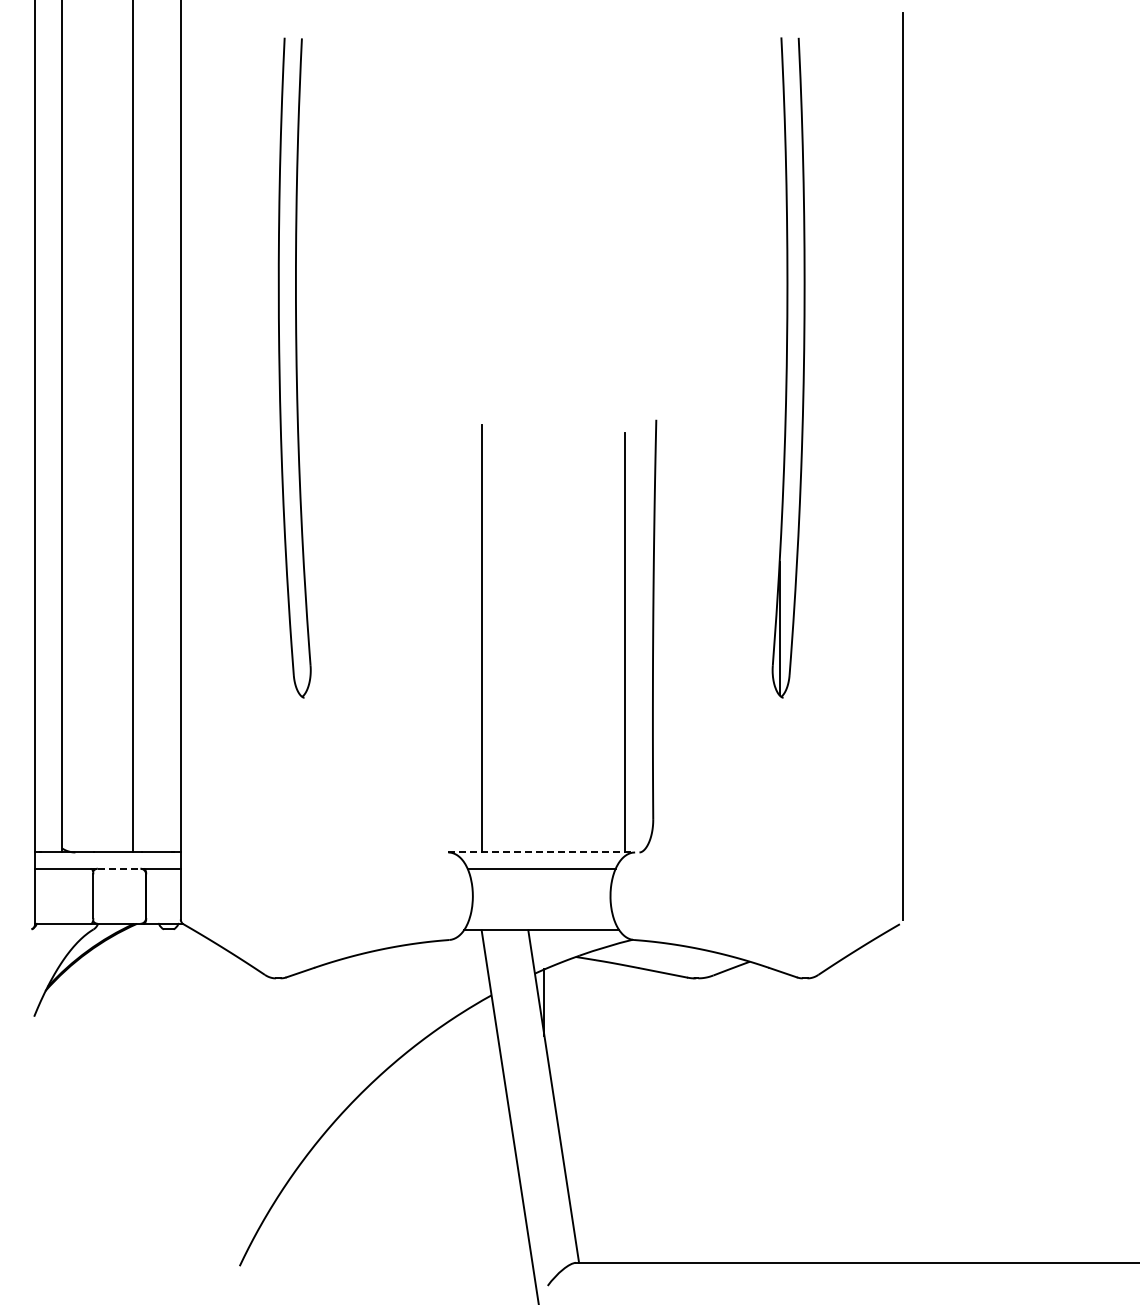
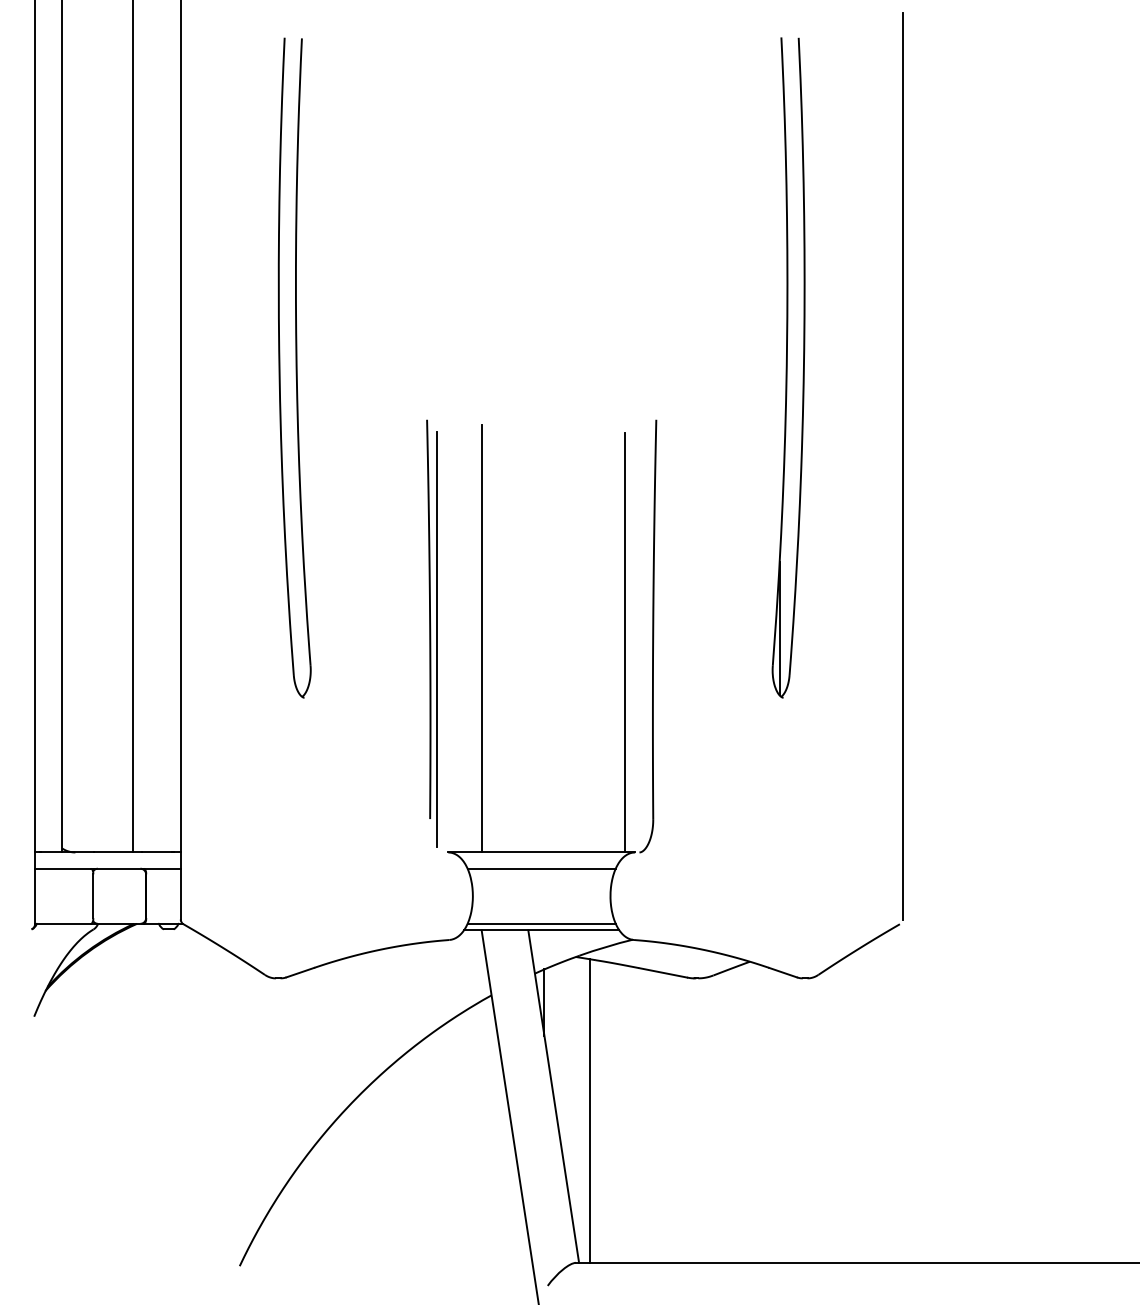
part: none -> present (431, 633)
line: dashed -> solid (542, 852)
line: dashed -> solid (119, 868)
line: none -> present (541, 923)
line: none -> present (590, 1110)
